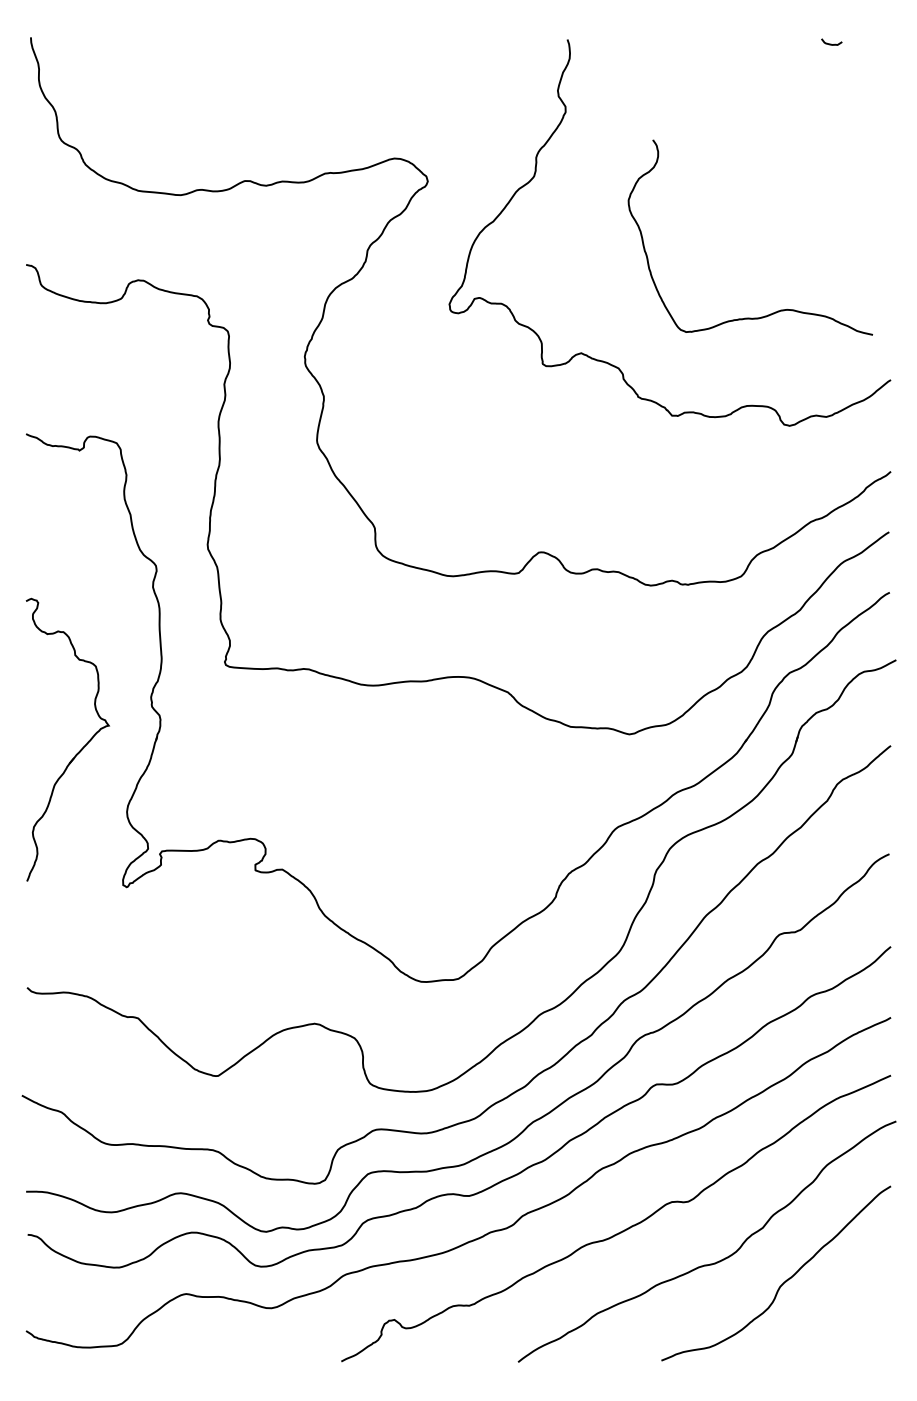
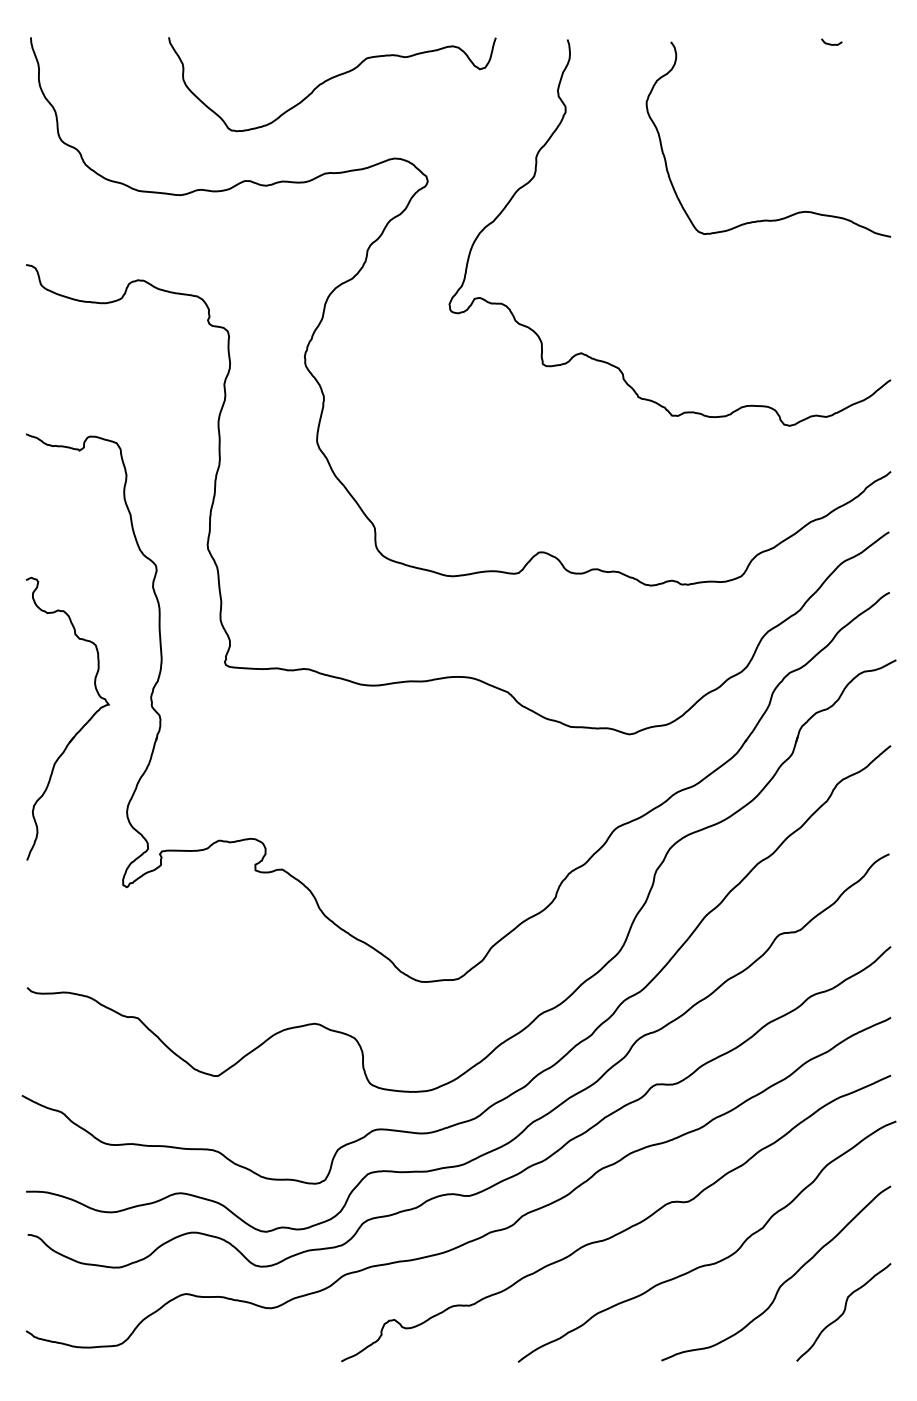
curve: none -> present (329, 80)
curve position: (777, 310) -> (795, 212) (795, 212)
part position: (79, 750) -> (79, 729) (79, 729)
curve: none -> present (843, 1312)
